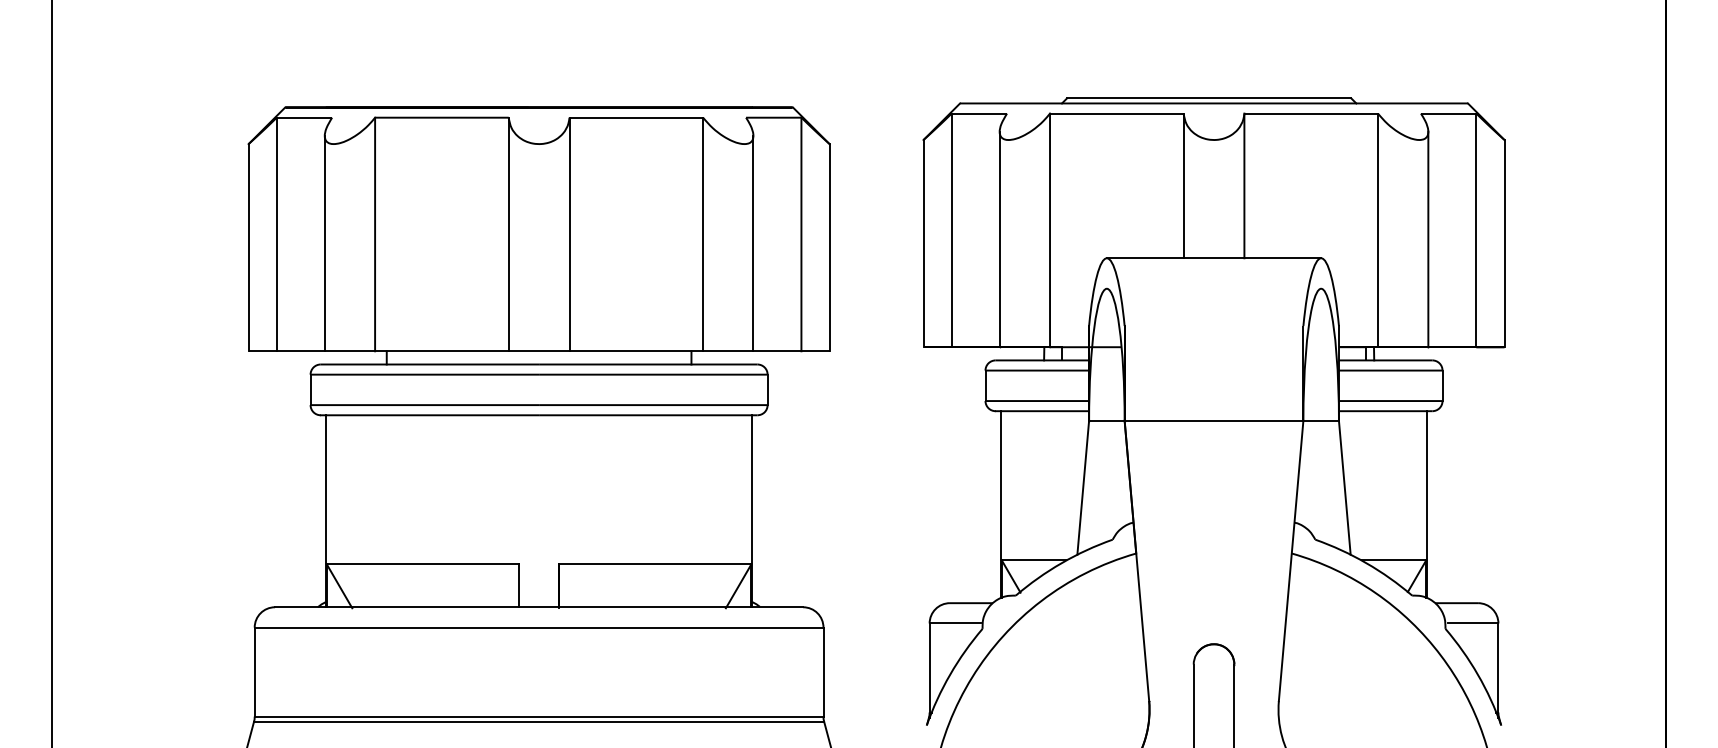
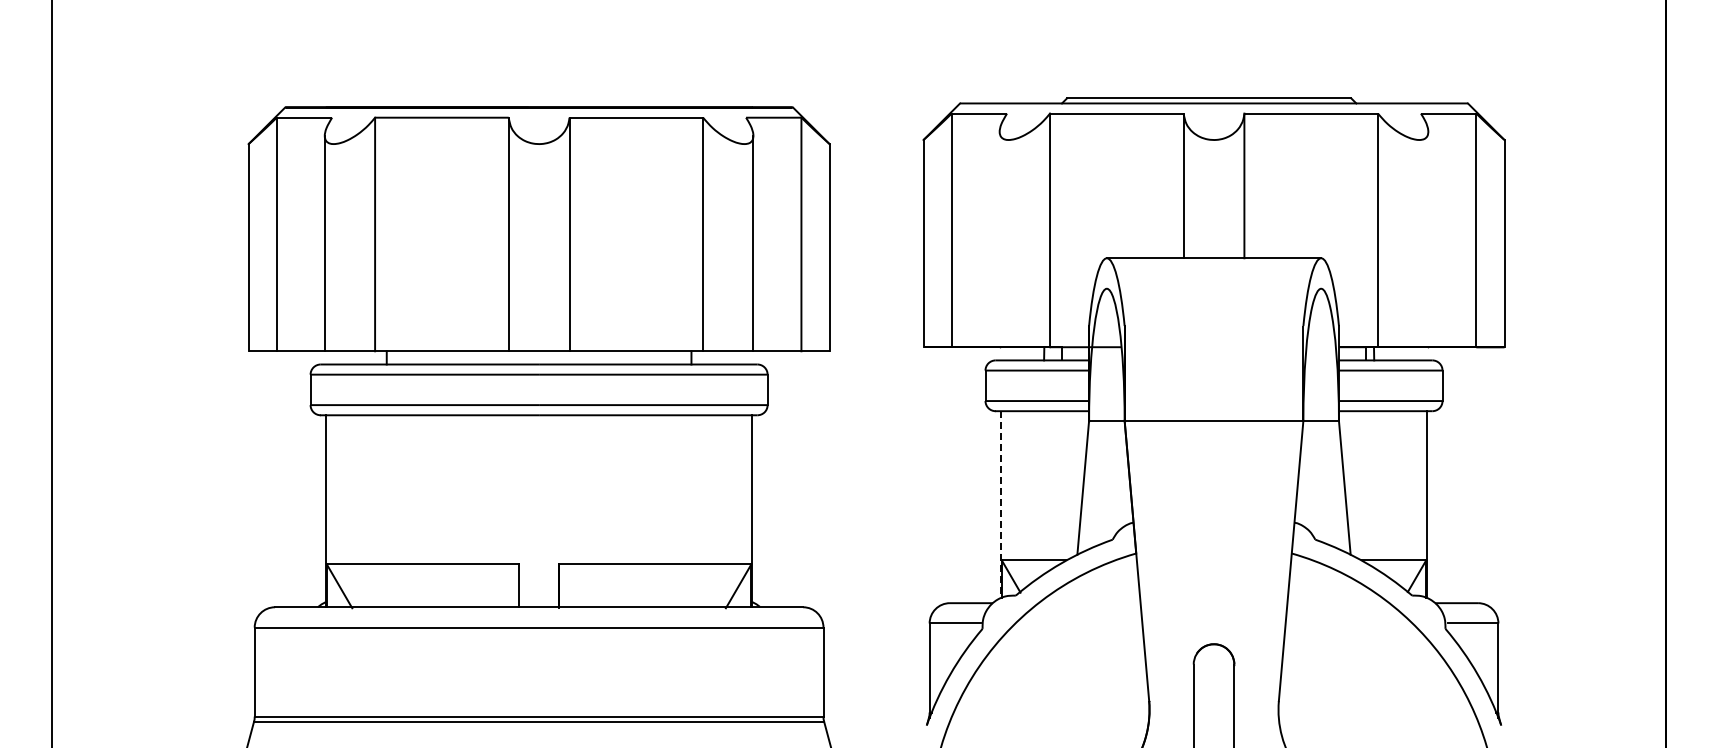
line: present -> none (999, 239)
line: present -> none (1428, 239)
line: solid -> dashed (1000, 504)
